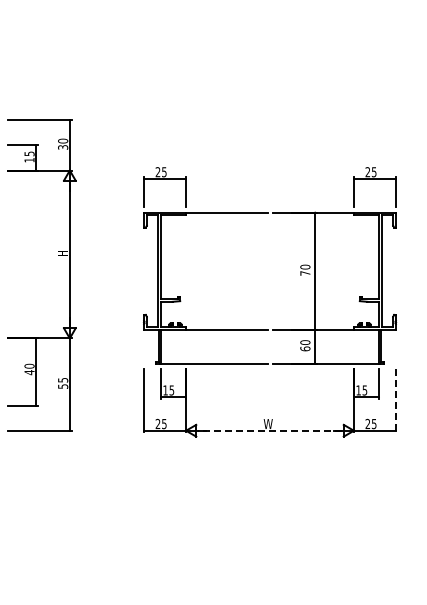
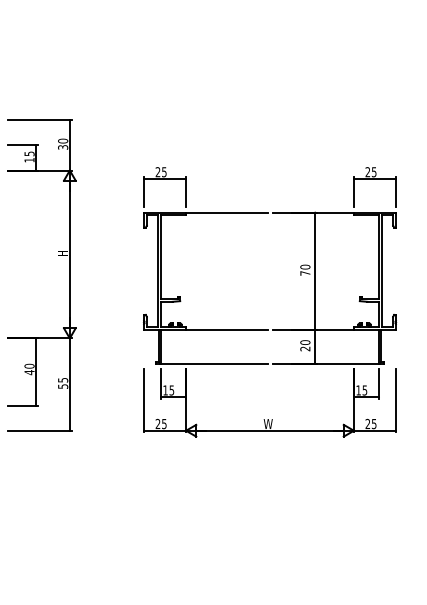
text: 60 -> 20 (305, 348)
line: dashed -> solid (395, 400)
line: dashed -> solid (269, 430)
